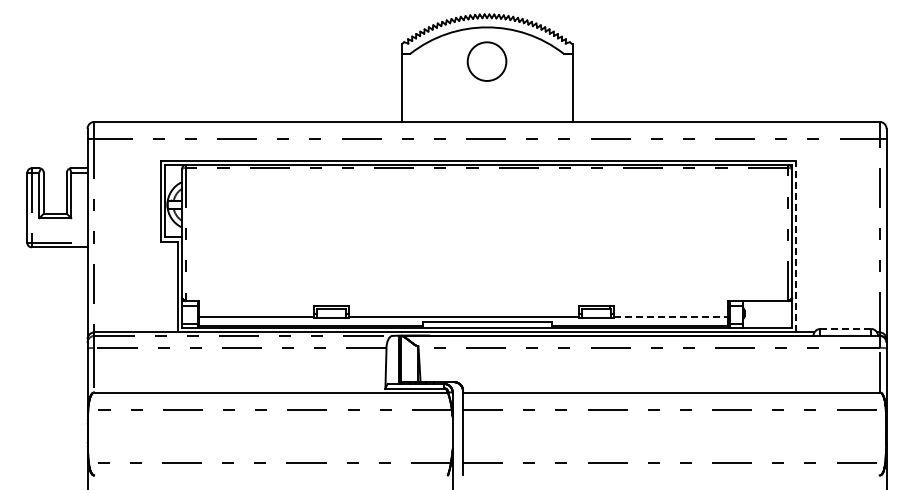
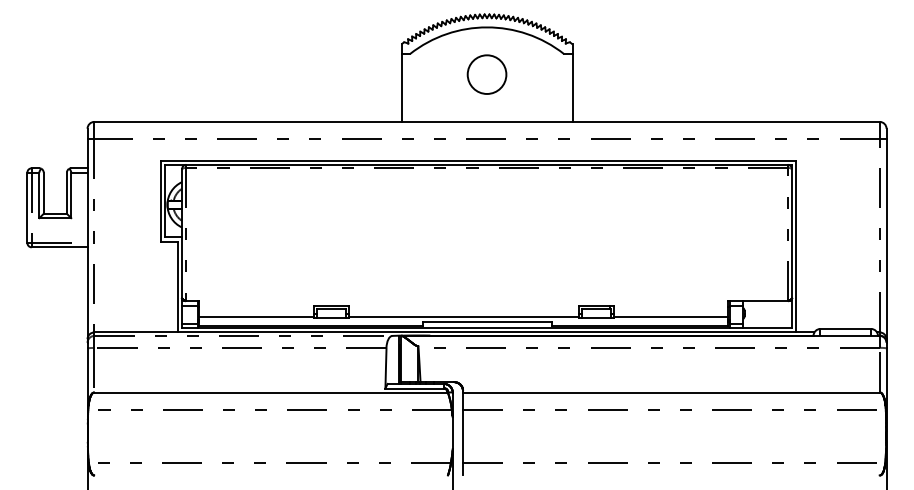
circle position: (486, 61) -> (486, 74) (486, 74)
line: dashed -> solid (796, 246)
line: dashed -> solid (671, 316)
line: dashed -> solid (846, 328)
